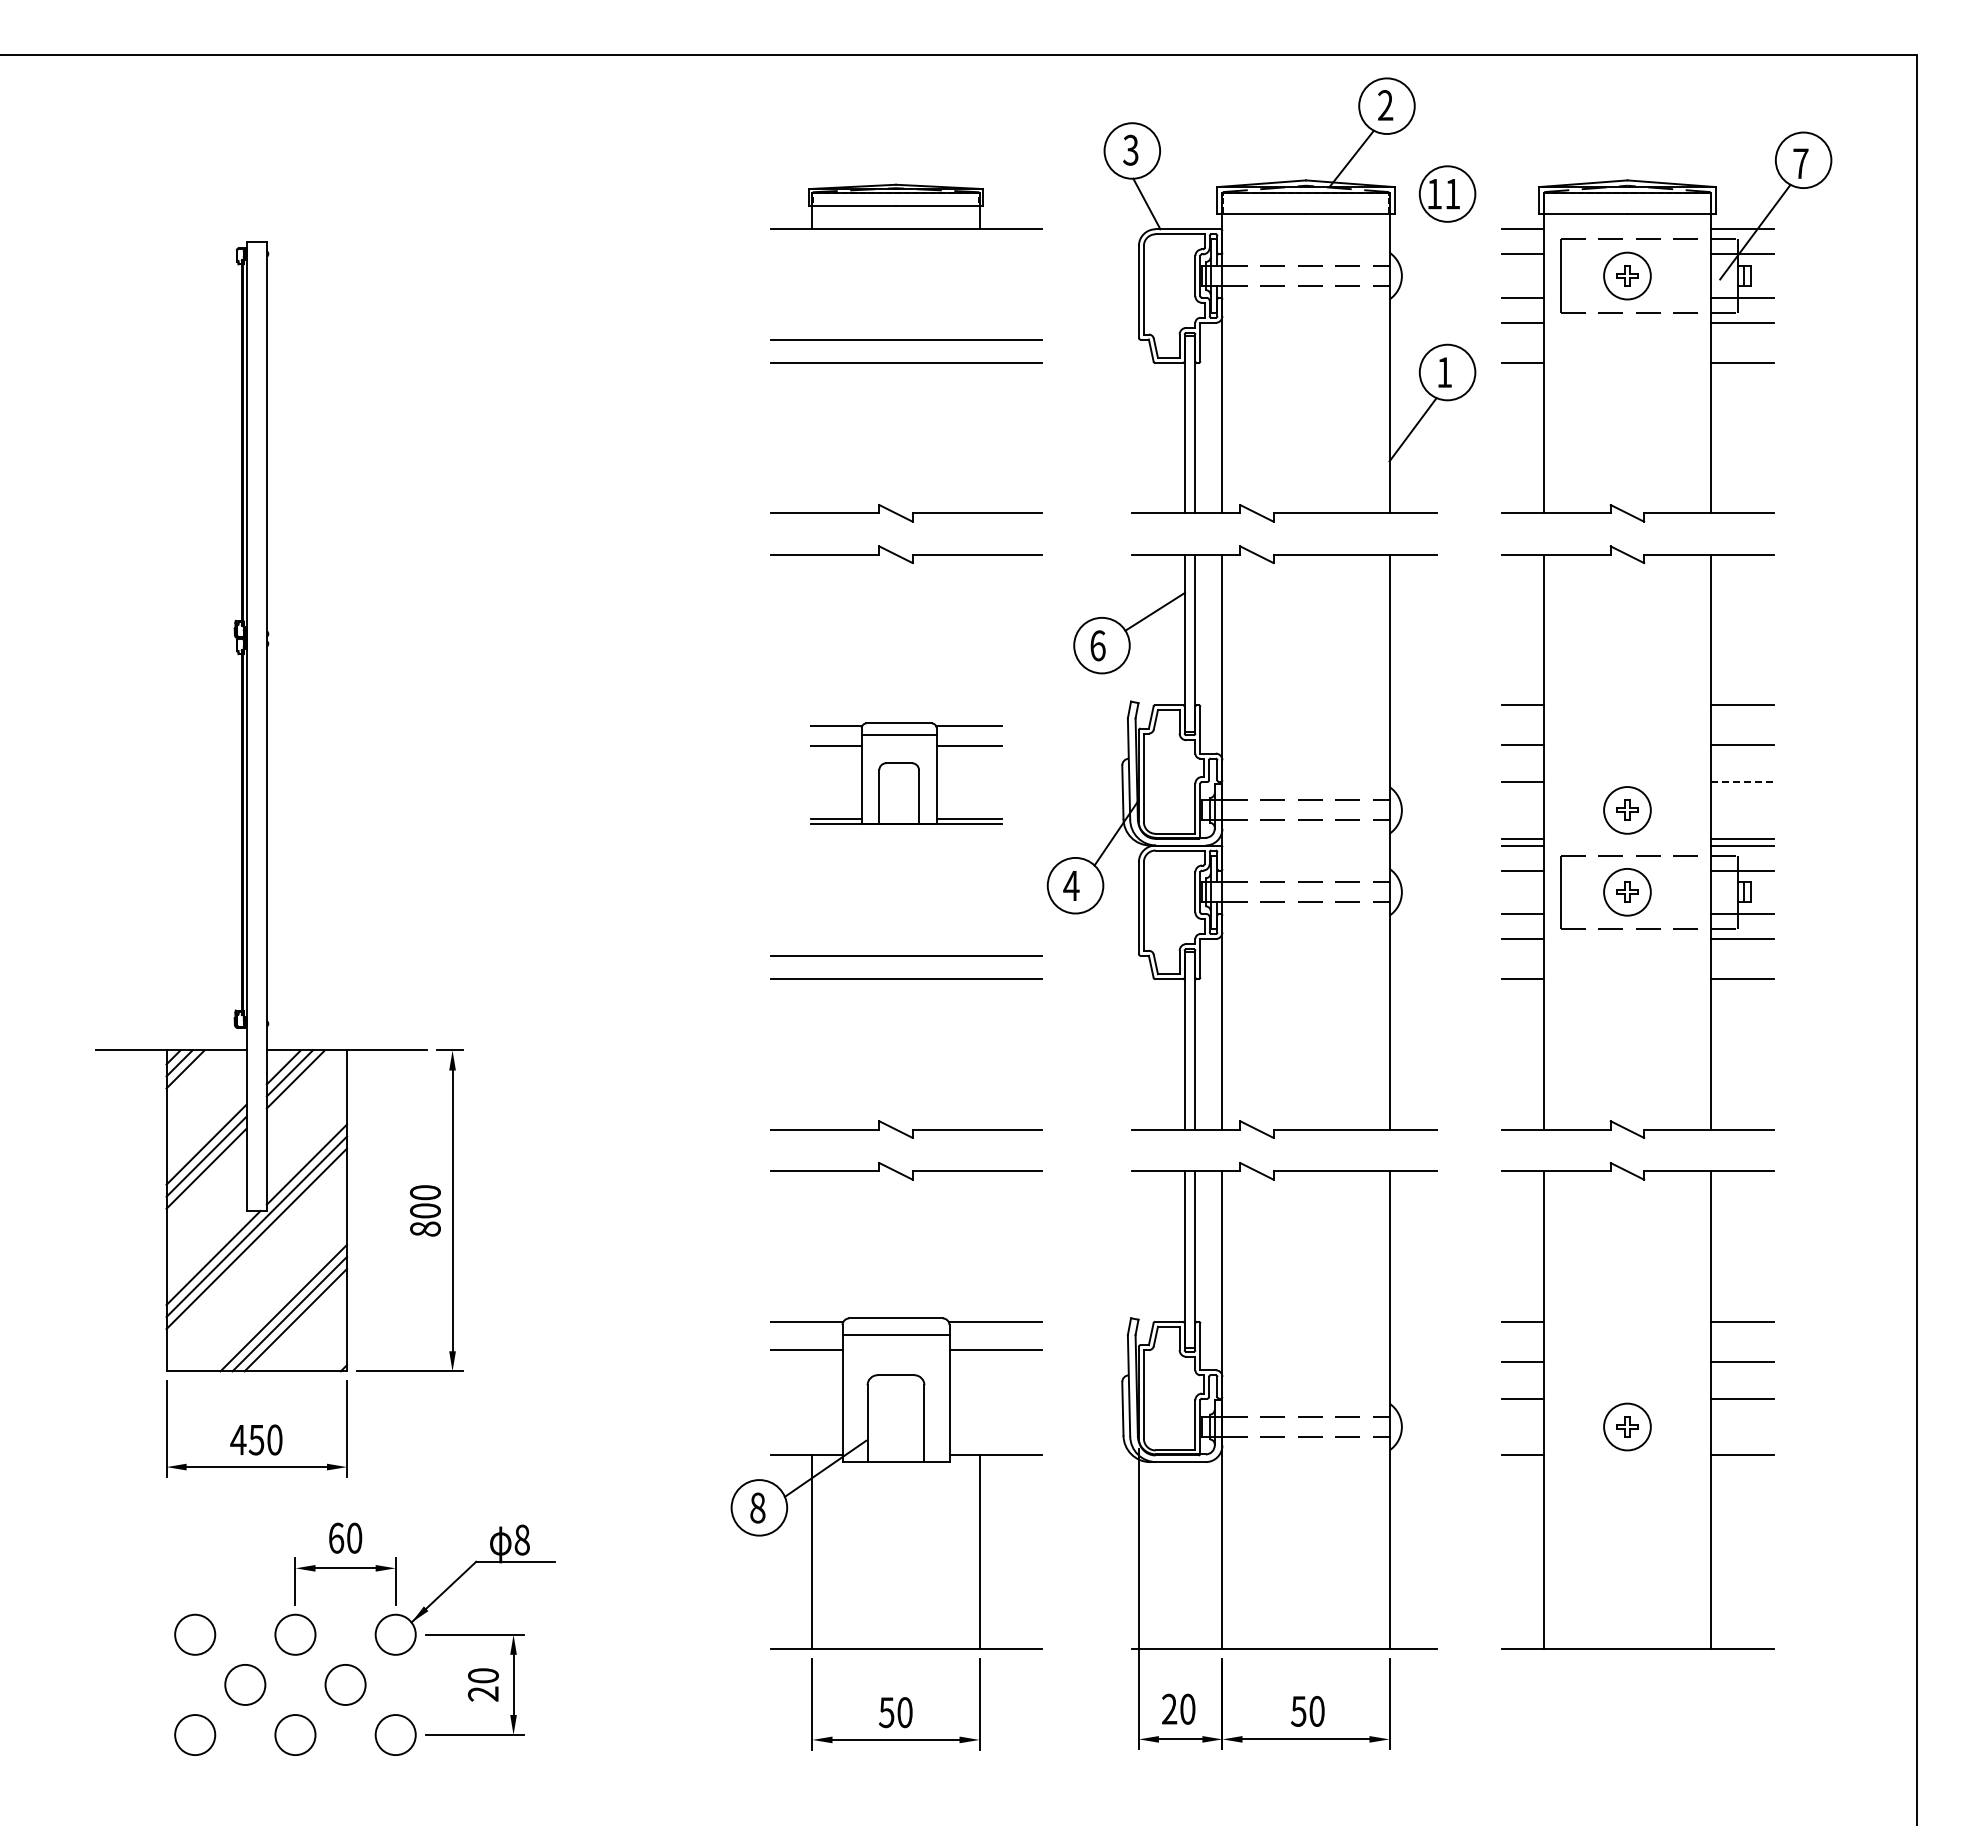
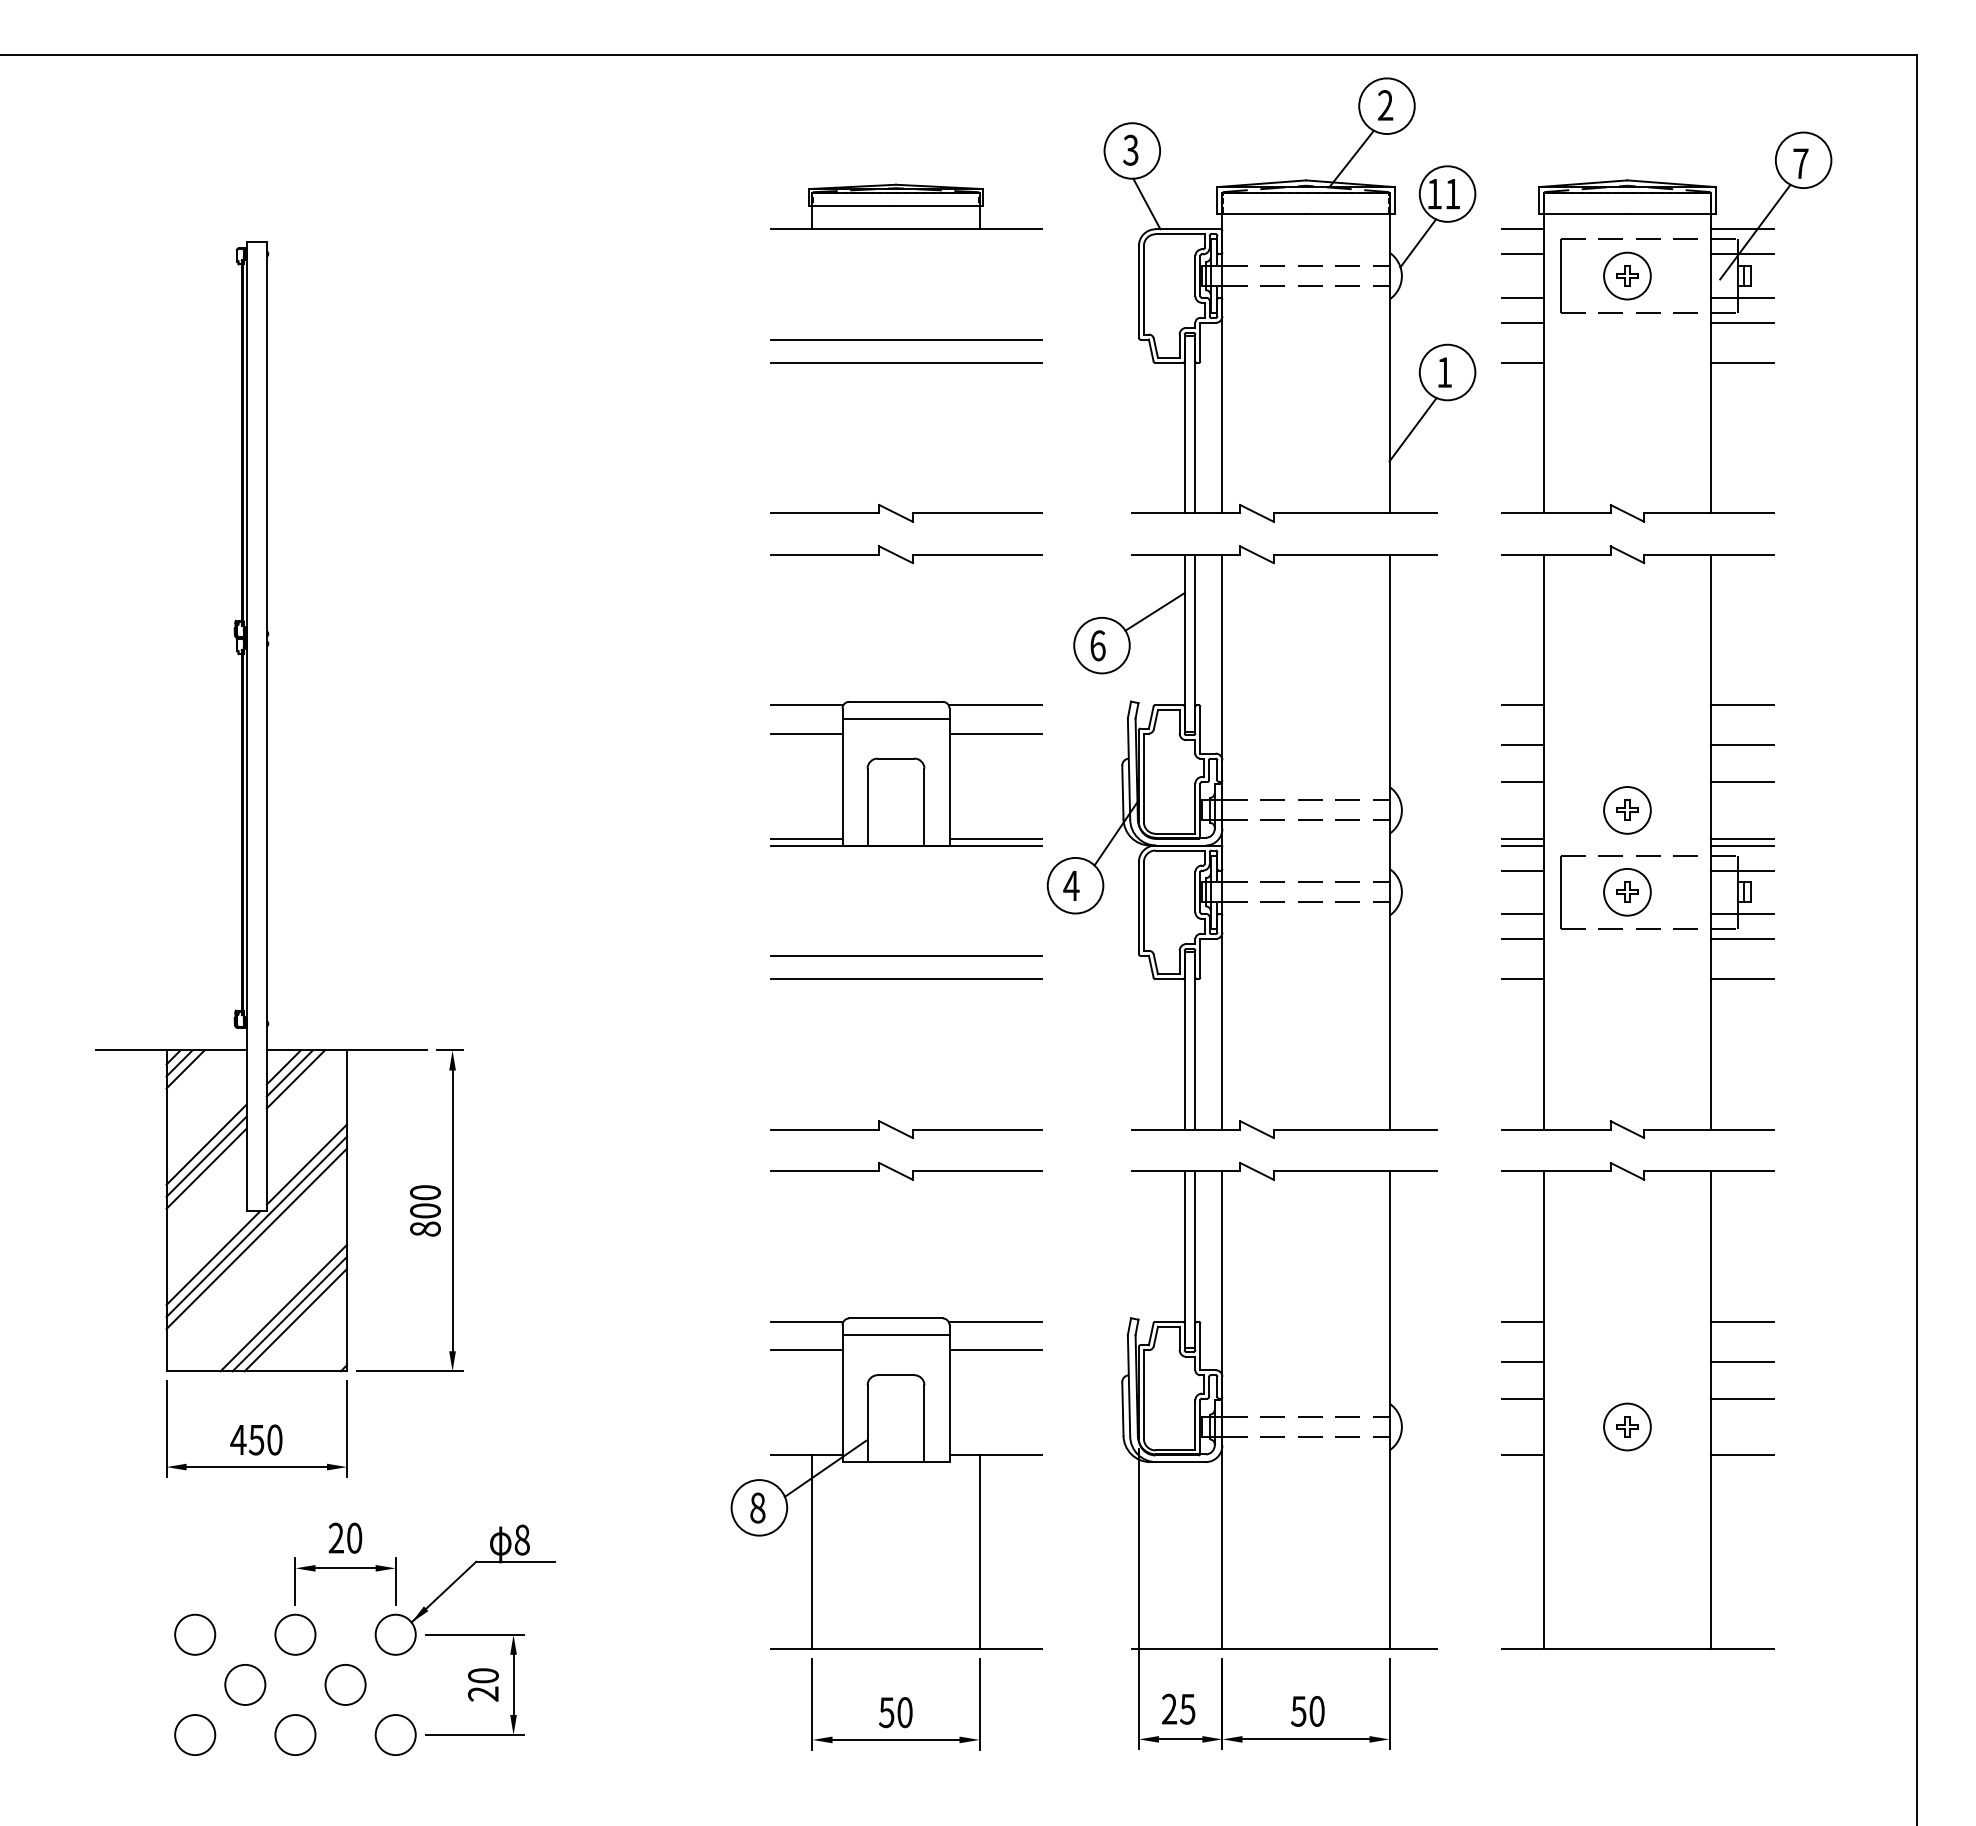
line: none -> present (1418, 243)
part size: 193x103 px -> 273x146 px (906, 773)
line: dashed -> solid (1742, 782)
text: 60 -> 20 (336, 1537)
text: 20 -> 25 (1187, 1708)
